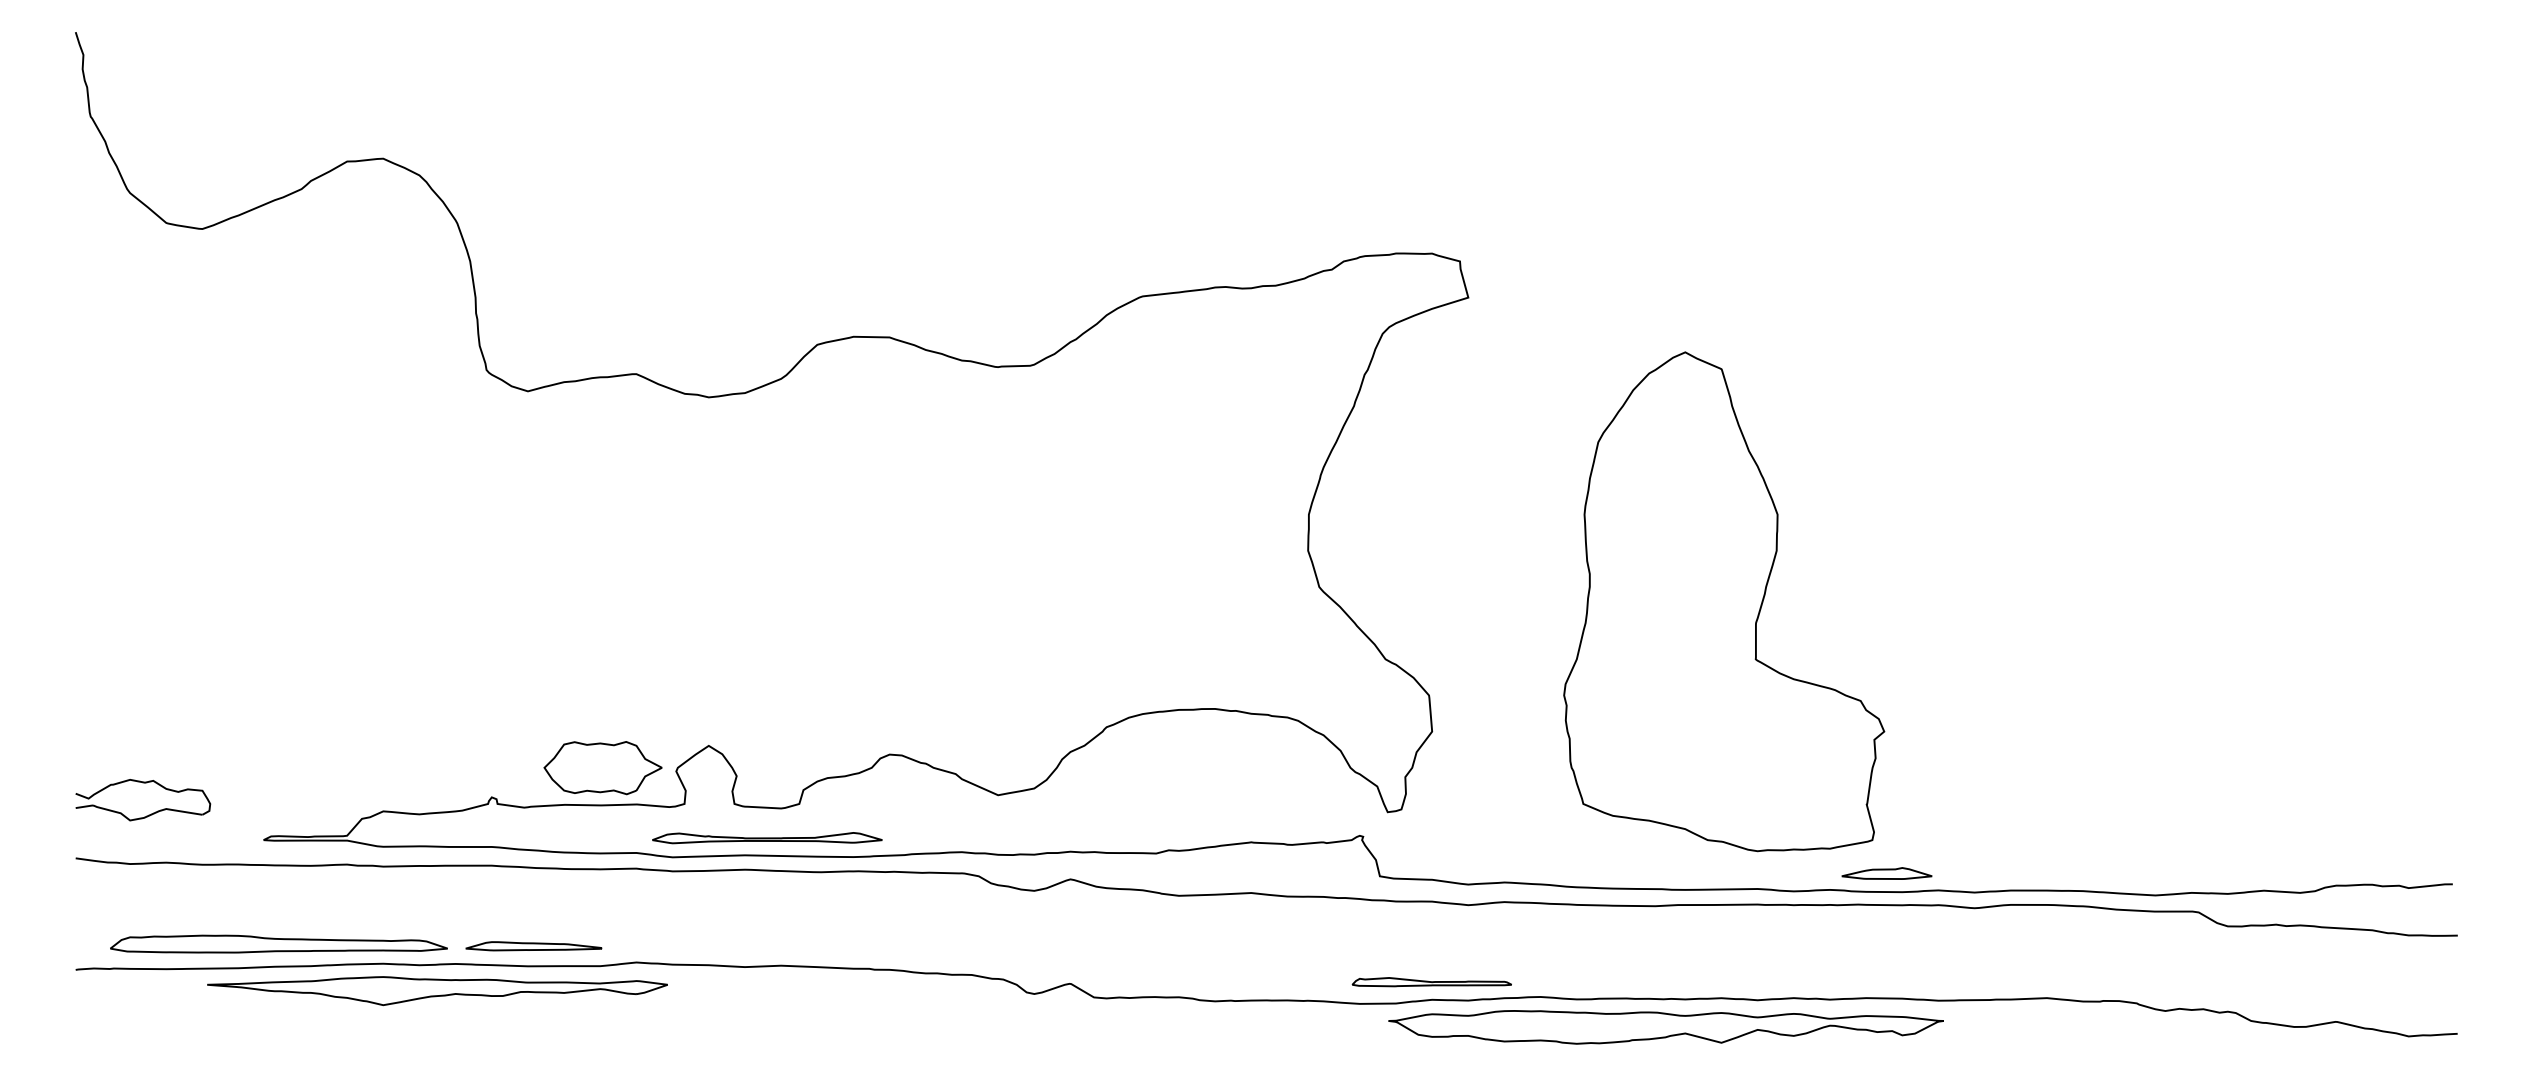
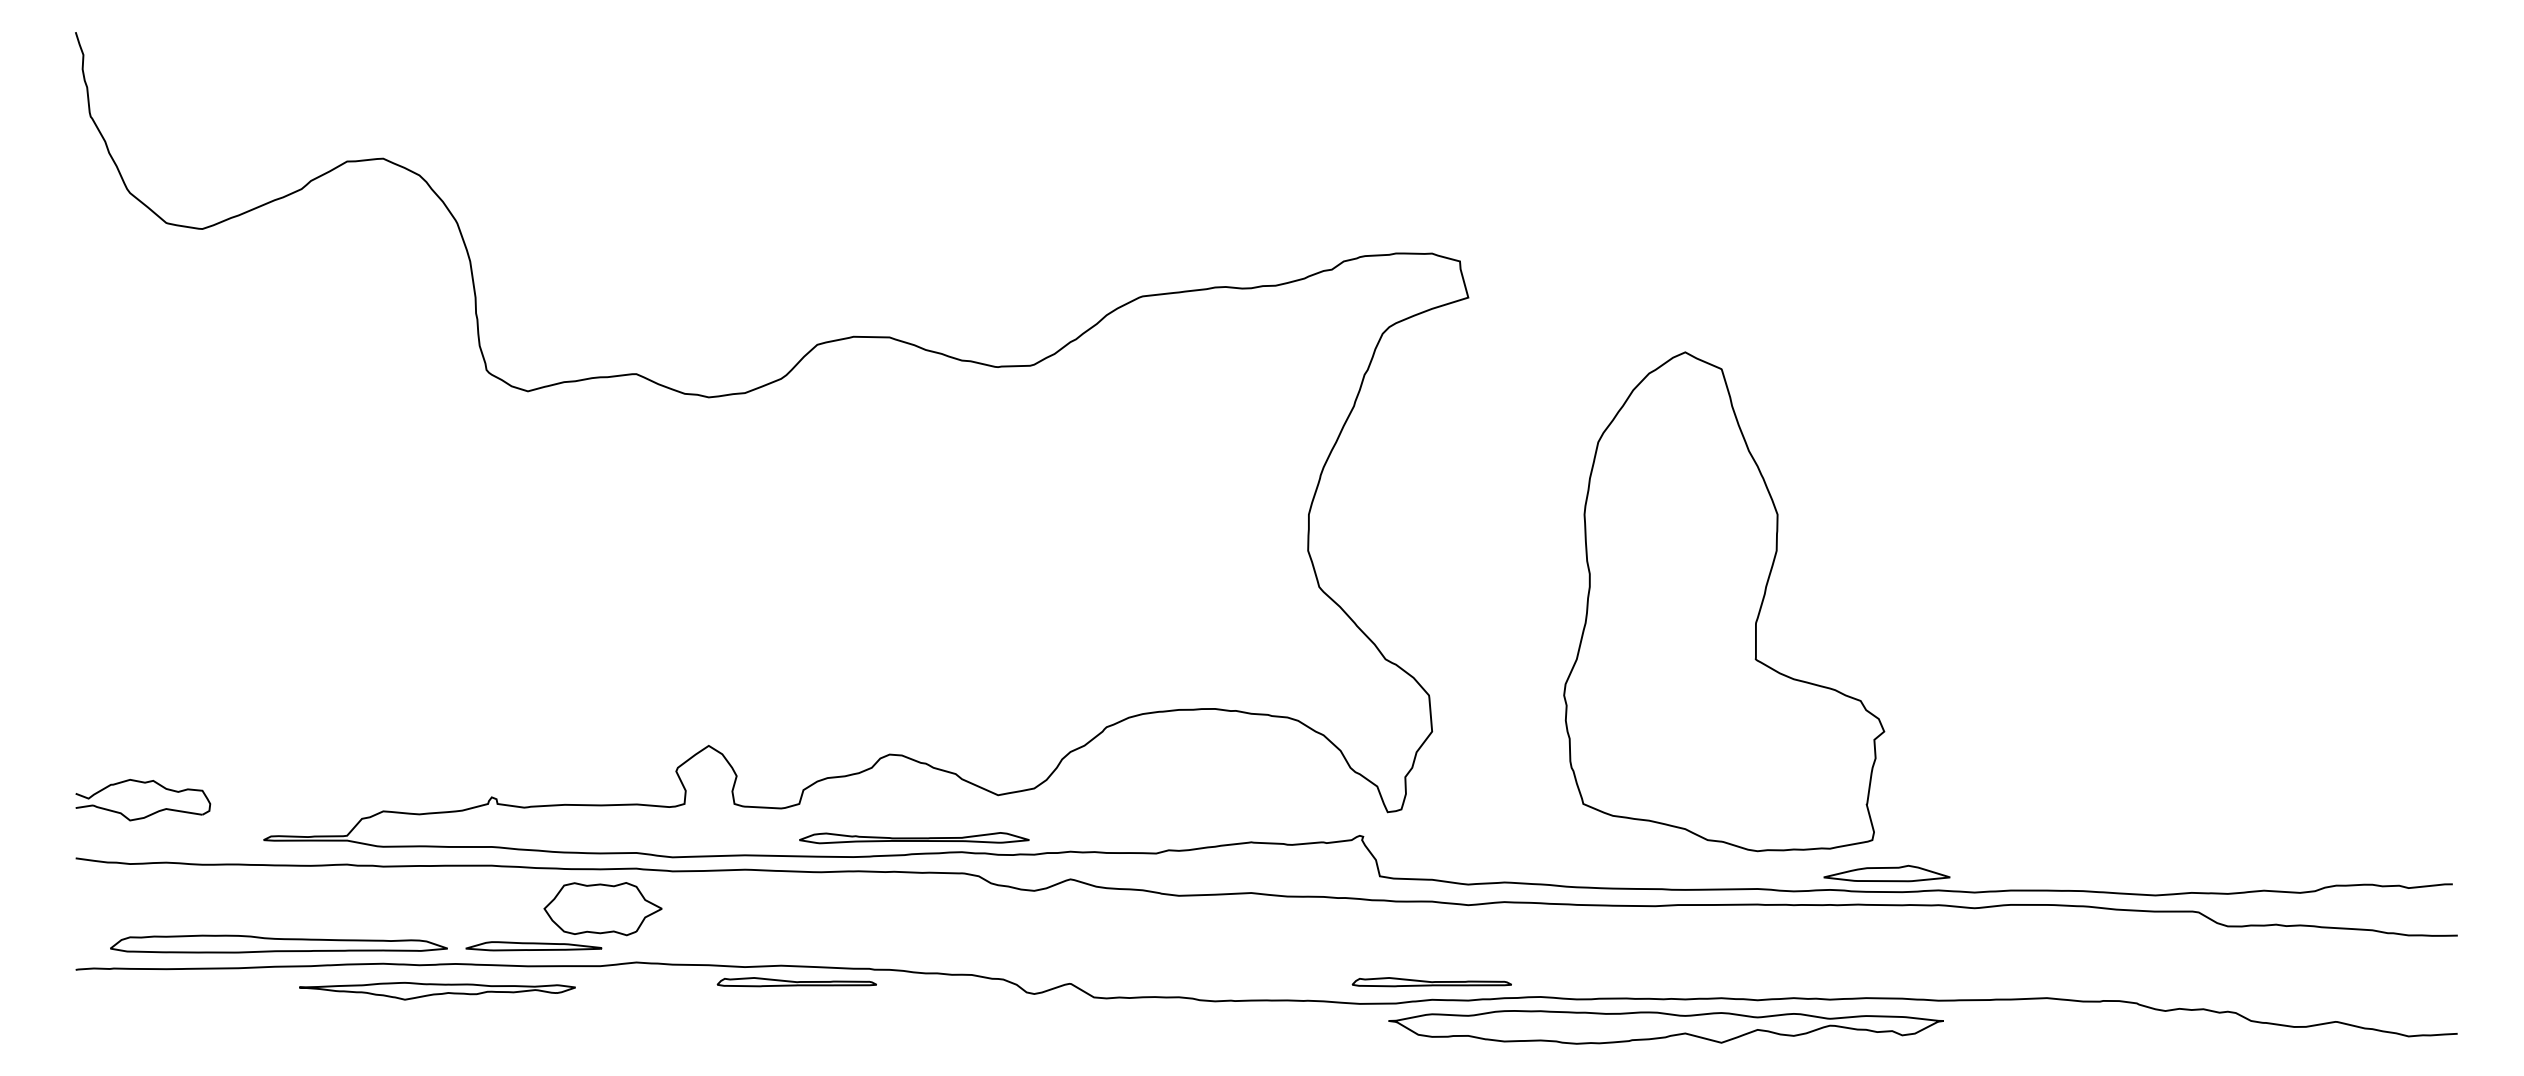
part position: (602, 768) -> (602, 909) (602, 909)
part position: (767, 838) -> (914, 838) (914, 838)
part size: 92x13 px -> 128x19 px (1886, 873)
part: none -> present (796, 982)
part size: 461x31 px -> 277x19 px (437, 991)
